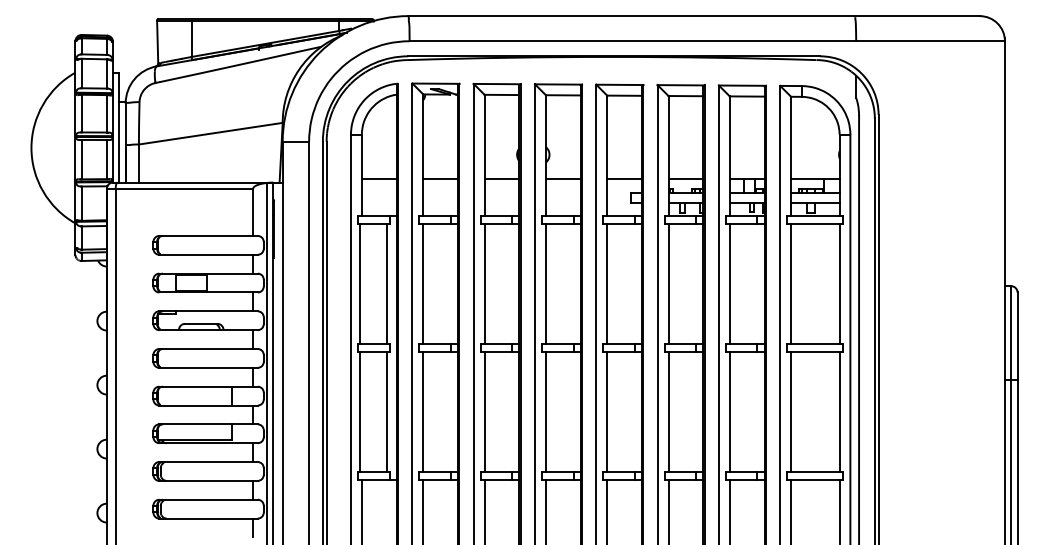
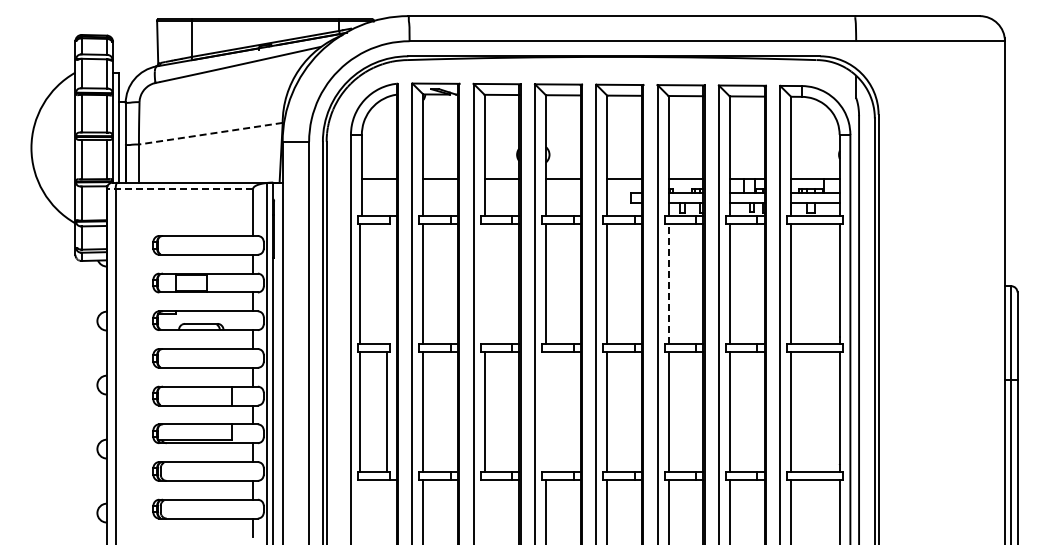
line: solid -> dashed (210, 133)
line: solid -> dashed (179, 188)
line: solid -> dashed (668, 283)
line: present -> none (387, 284)
line: present -> none (484, 284)
line: present -> none (545, 411)
line: present -> none (361, 510)
line: present -> none (484, 510)
